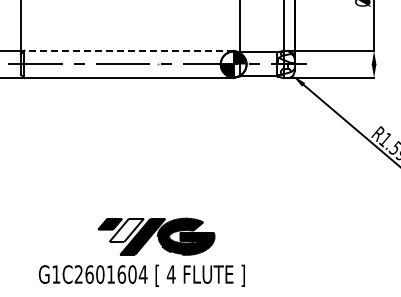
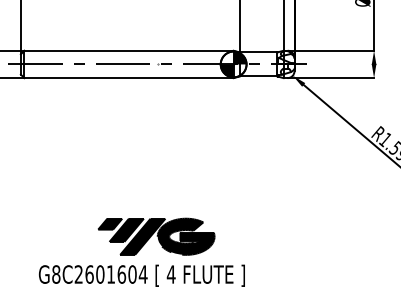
line: dashed -> solid (129, 50)
fill: none -> present (126, 229)
text: G1C2601604 -> G8C2601604 (56, 274)
